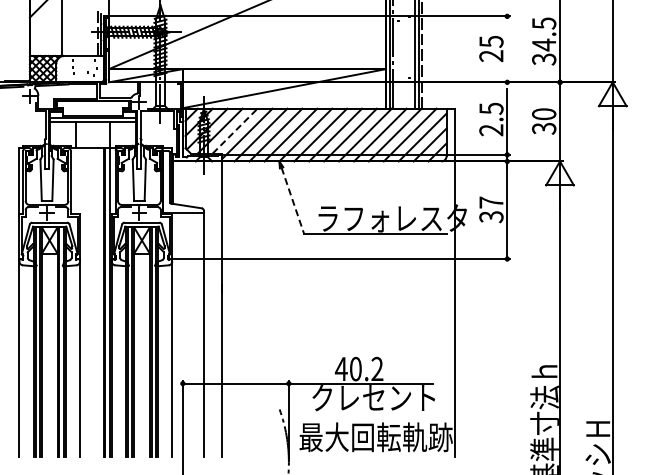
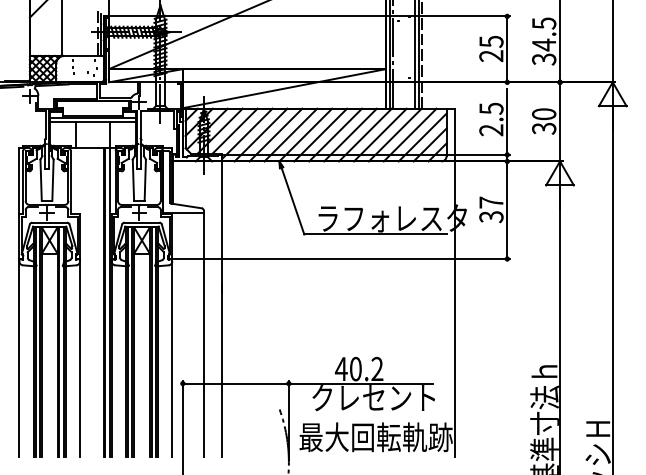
line: none -> present (507, 49)
line: dashed -> solid (235, 131)
line: dashed -> solid (293, 201)
